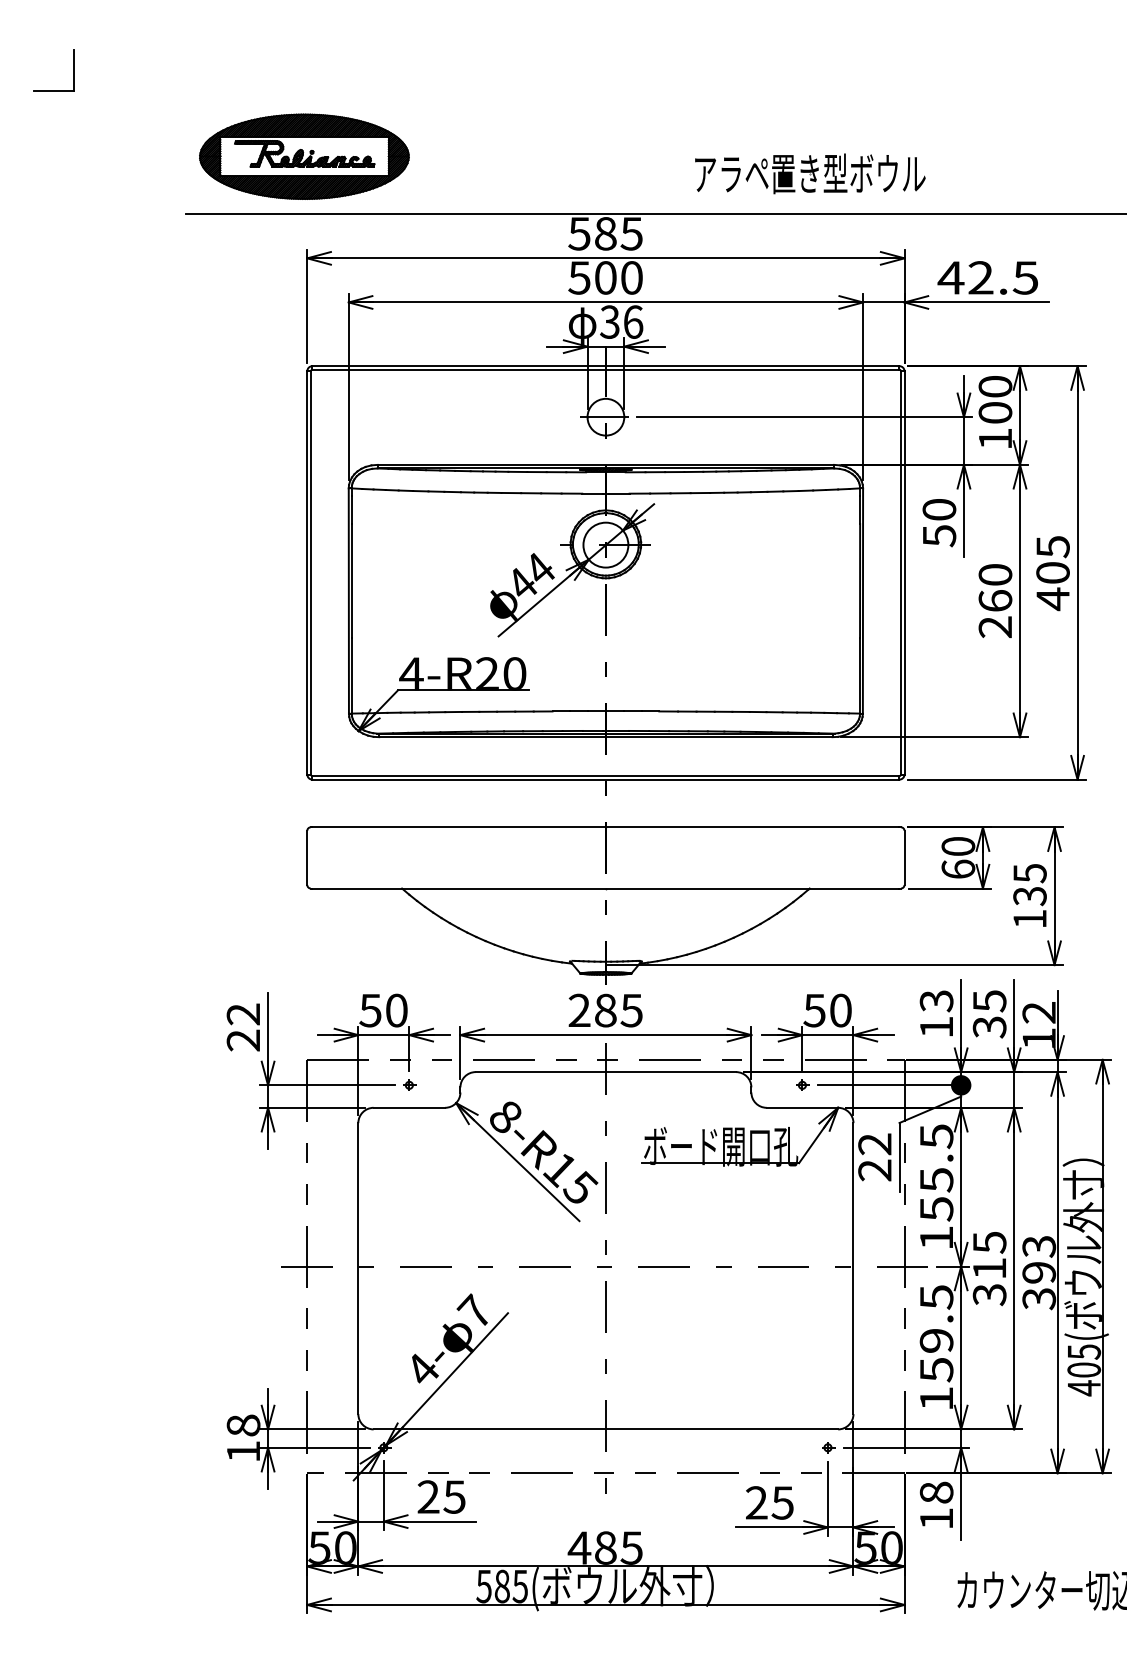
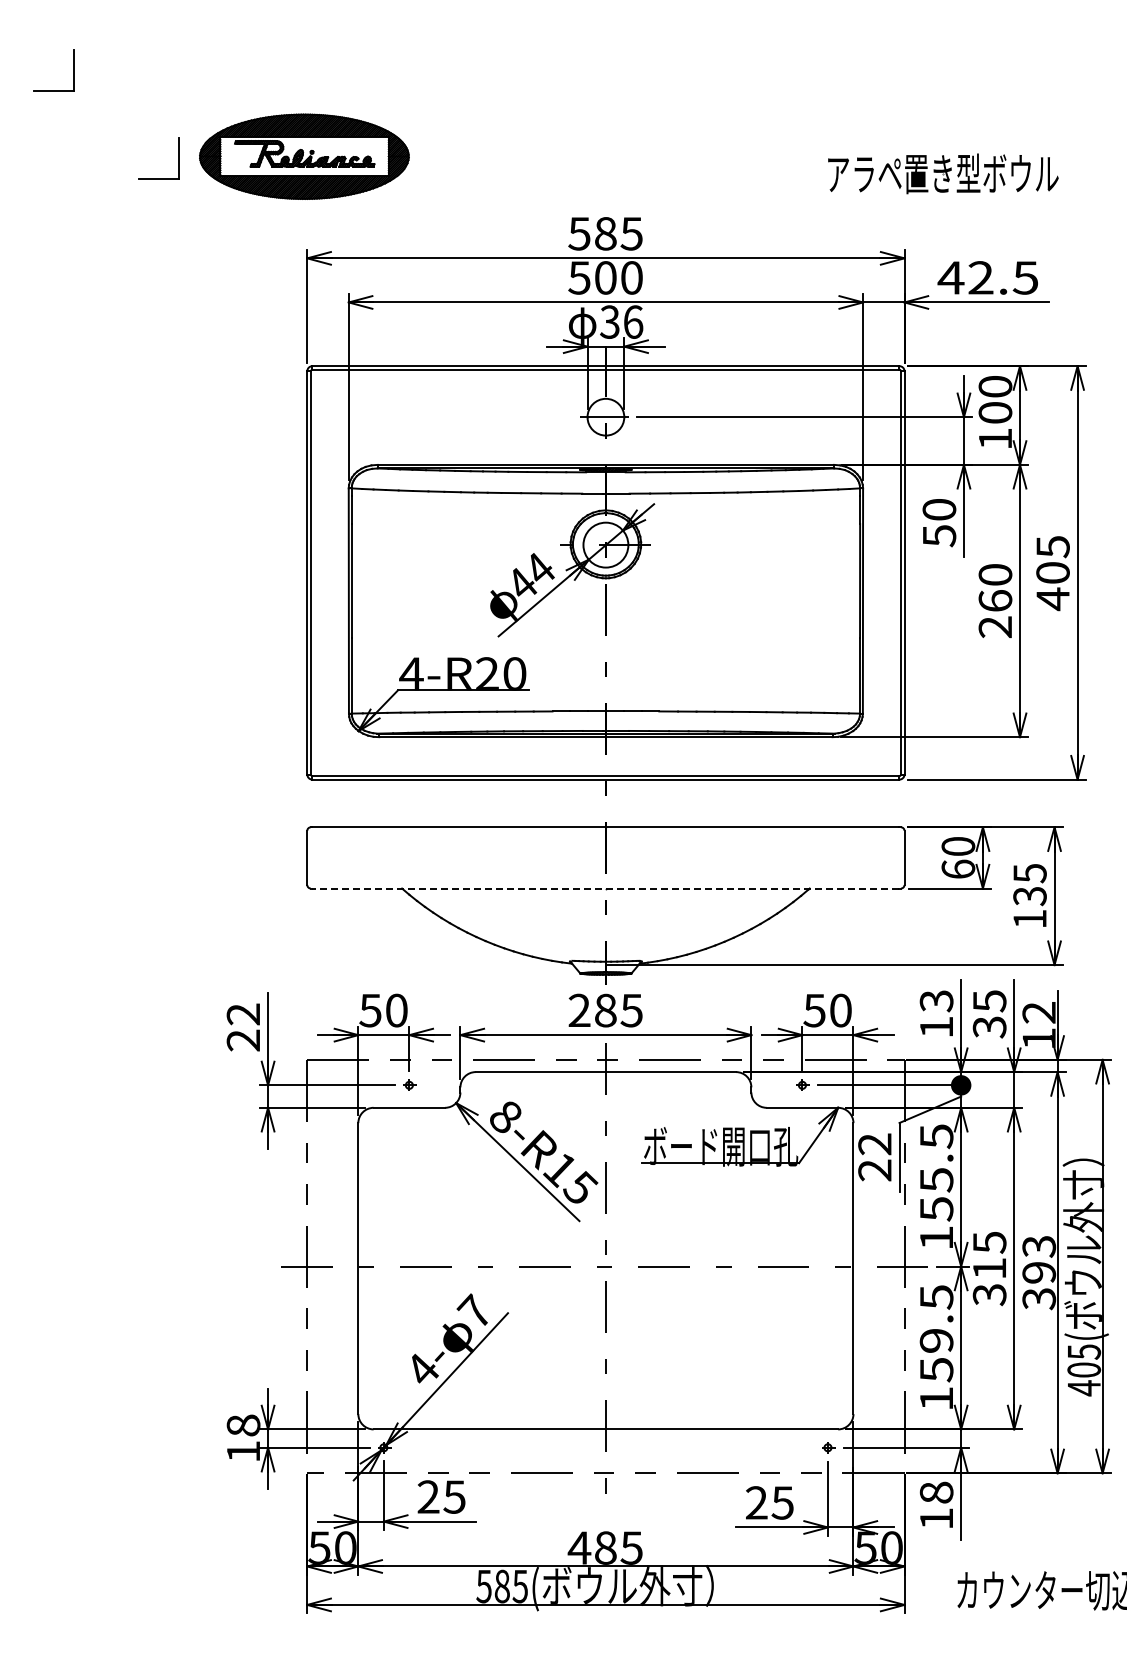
part: none -> present (178, 158)
part position: (810, 173) -> (943, 173) (943, 173)
line: present -> none (654, 213)
line: solid -> dashed (605, 888)
